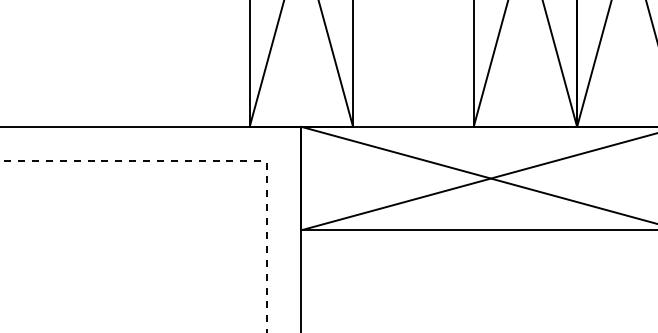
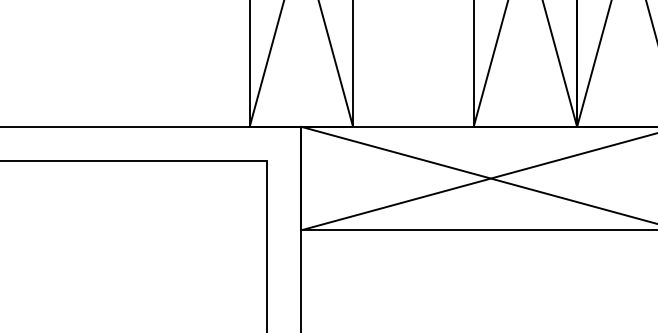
line: dashed -> solid (218, 161)
